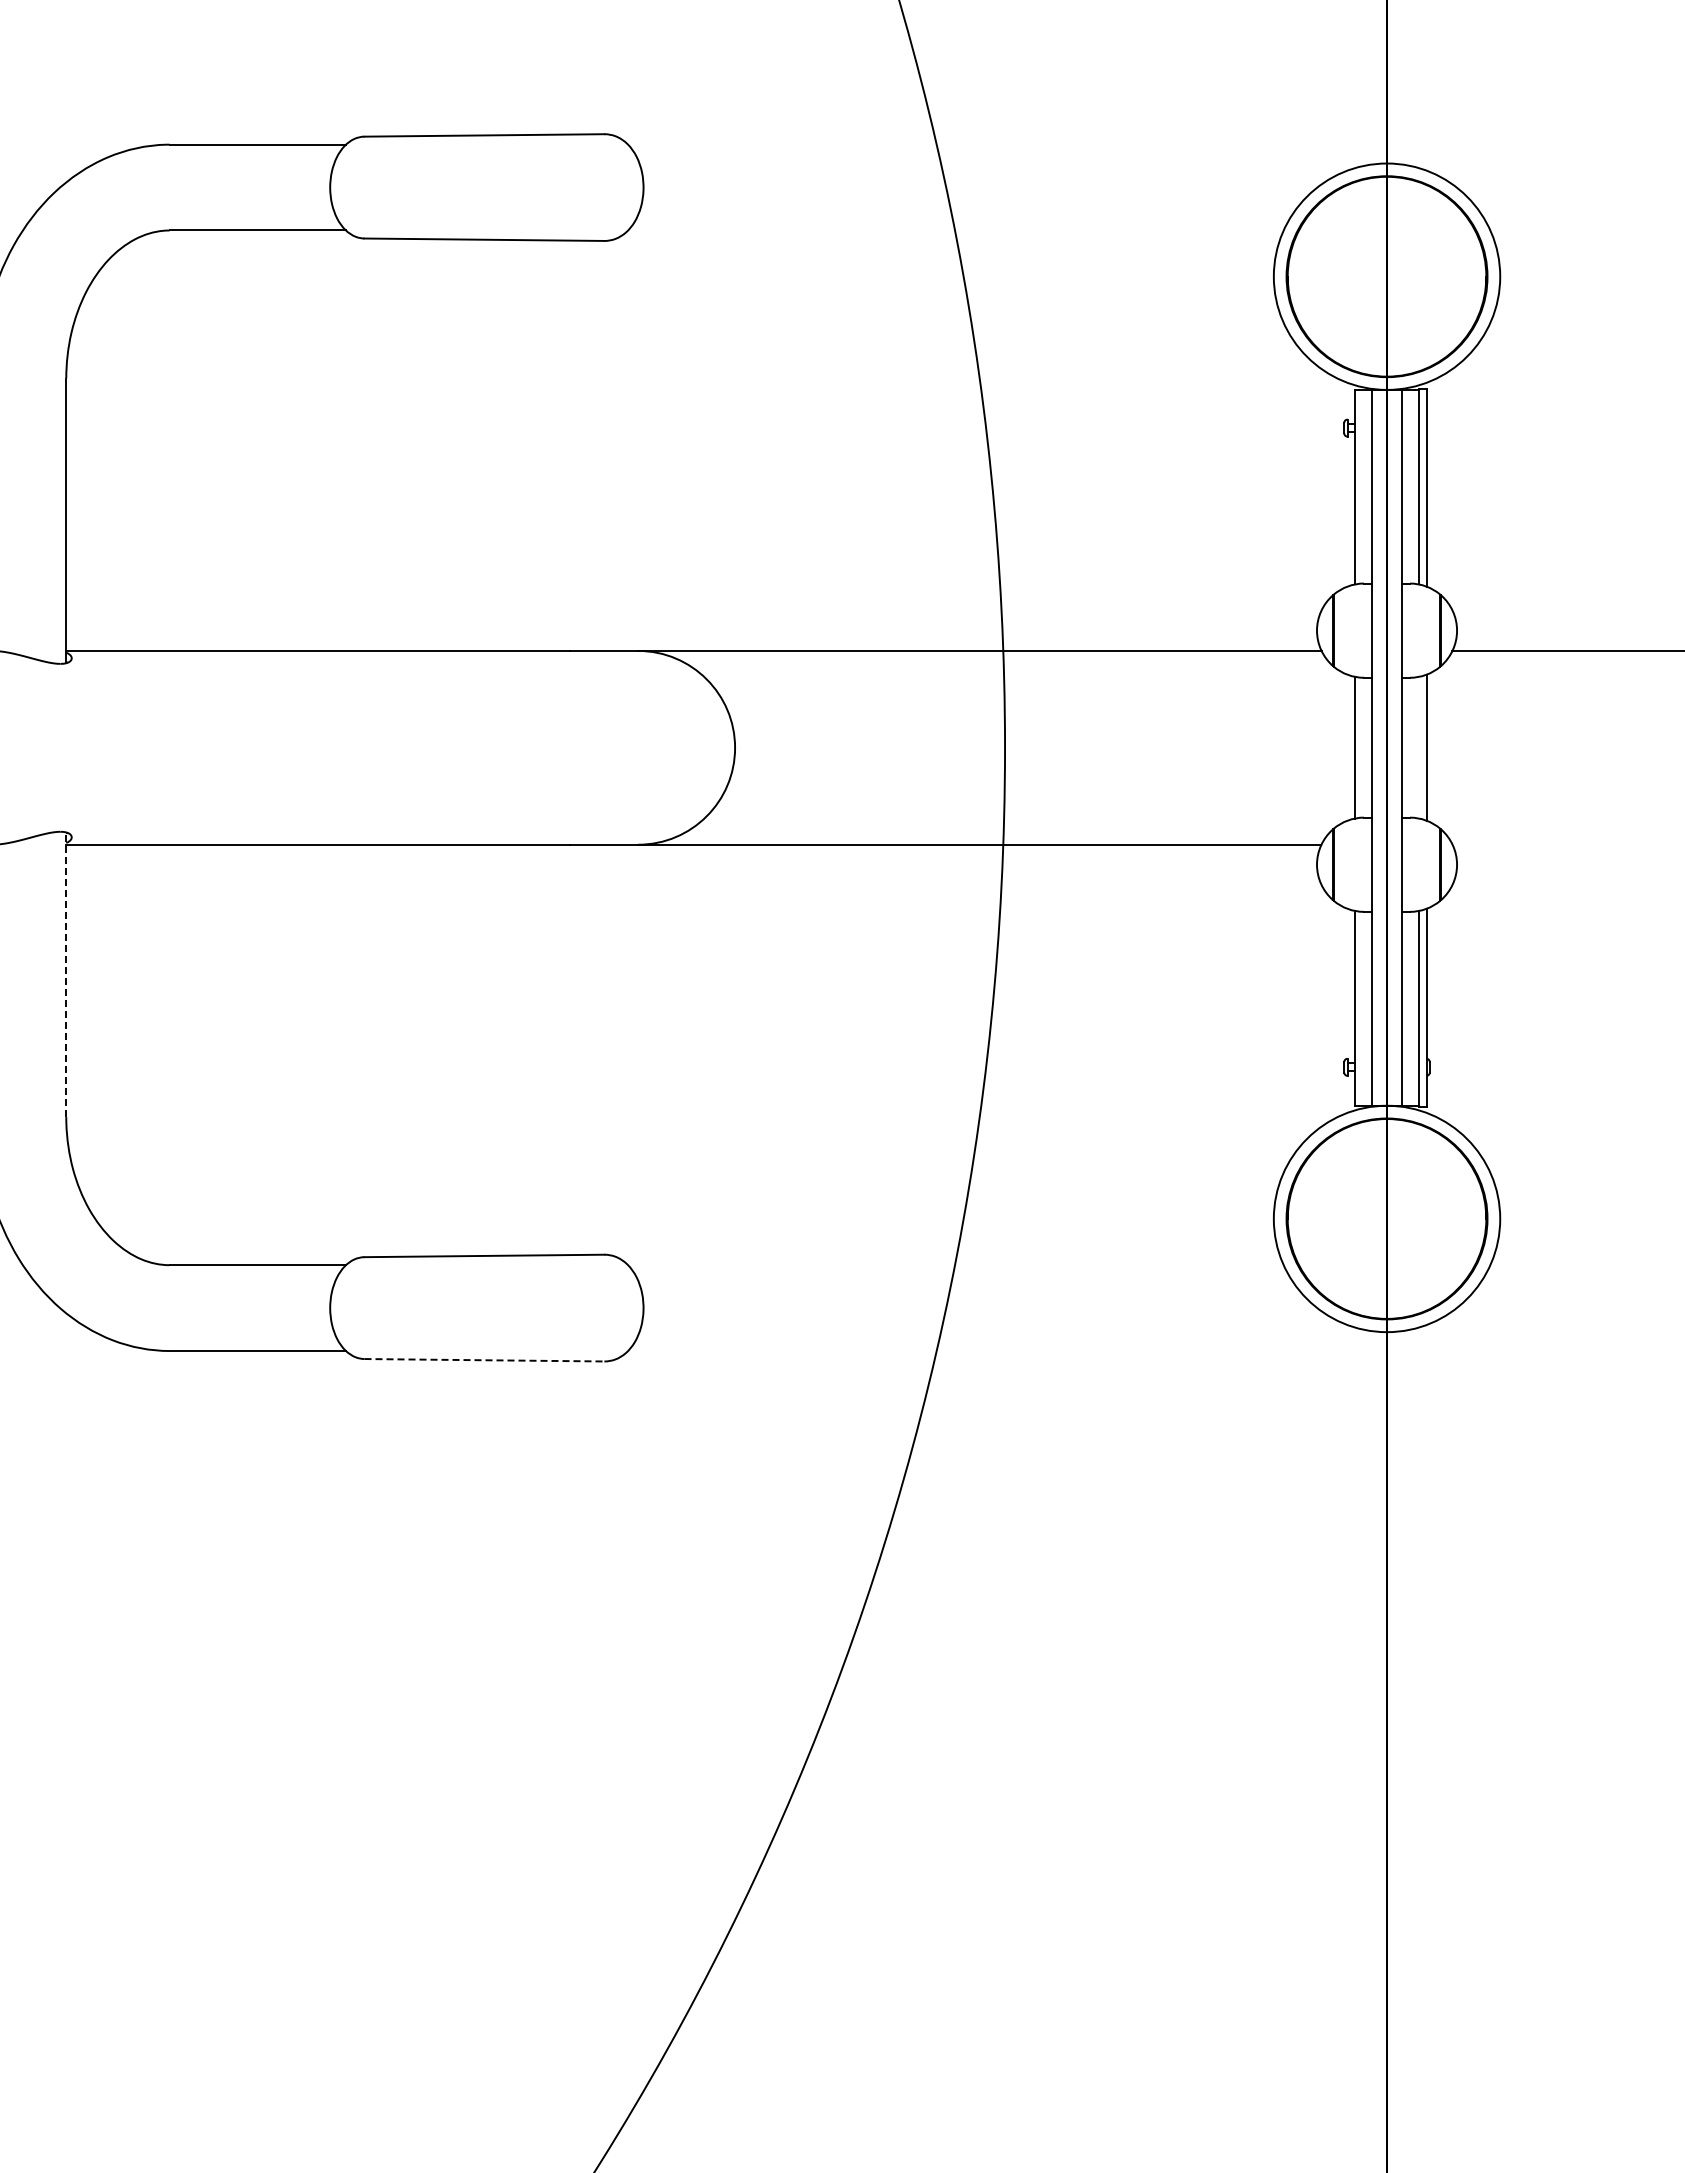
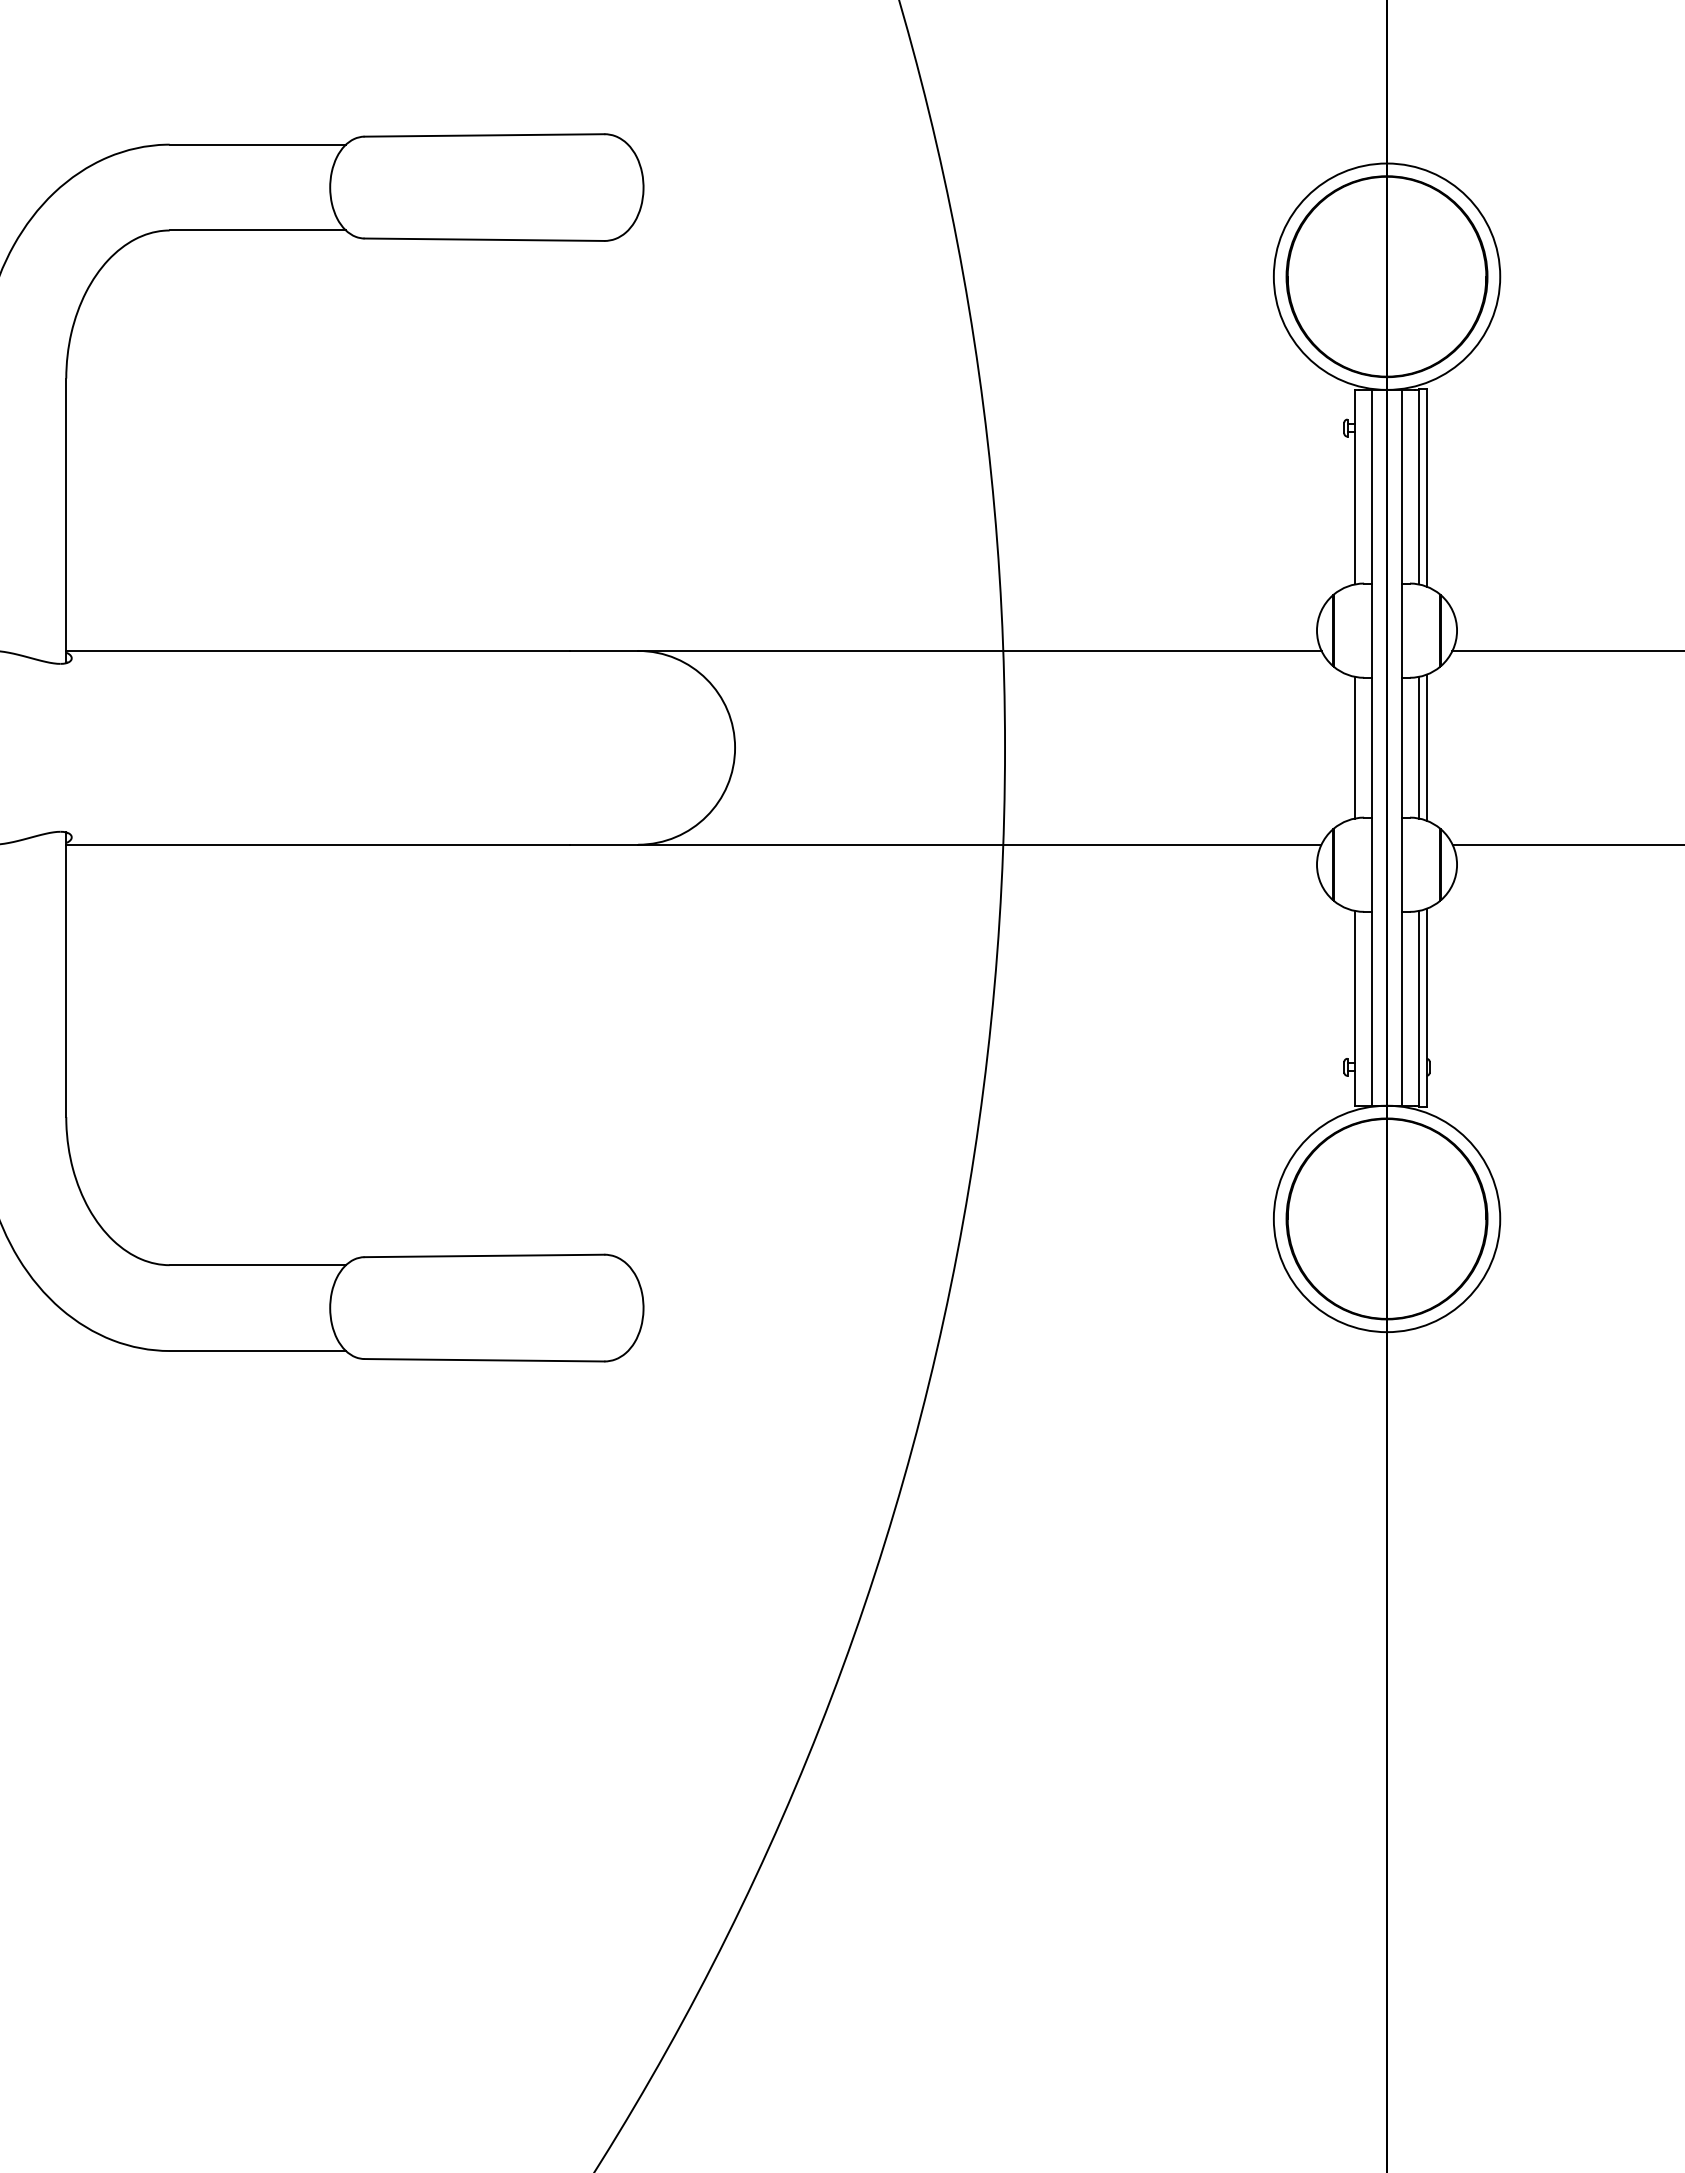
line: none -> present (1418, 747)
line: none -> present (1566, 844)
line: dashed -> solid (66, 974)
line: dashed -> solid (484, 1360)
